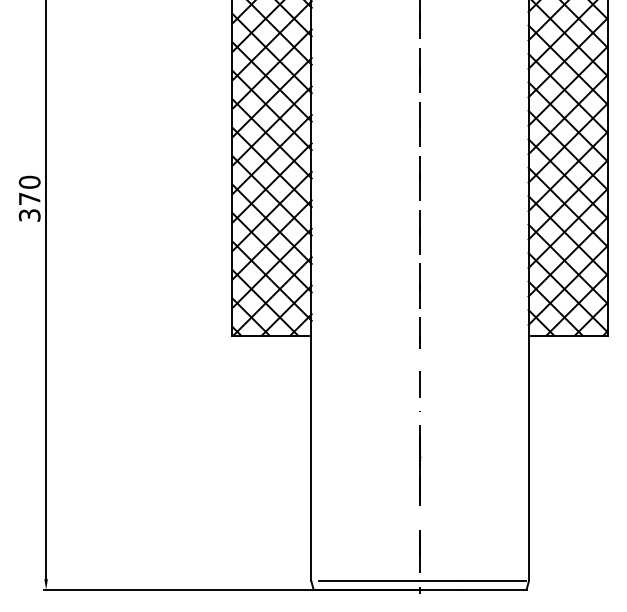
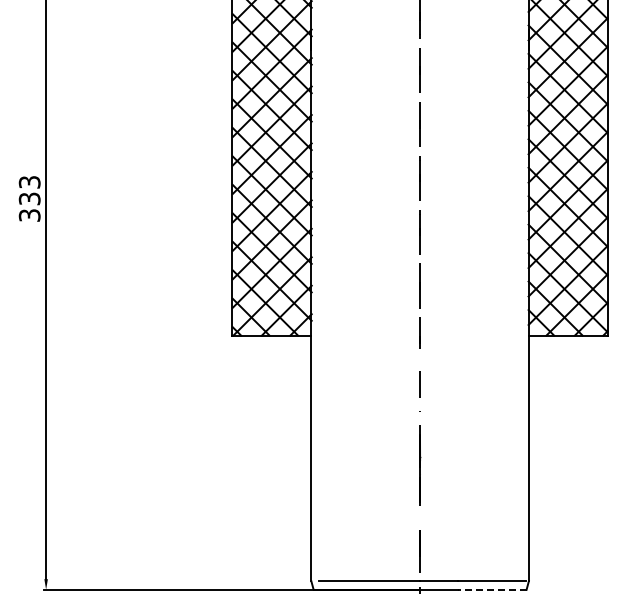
text: 370 -> 333 (29, 190)
line: solid -> dashed (491, 589)
